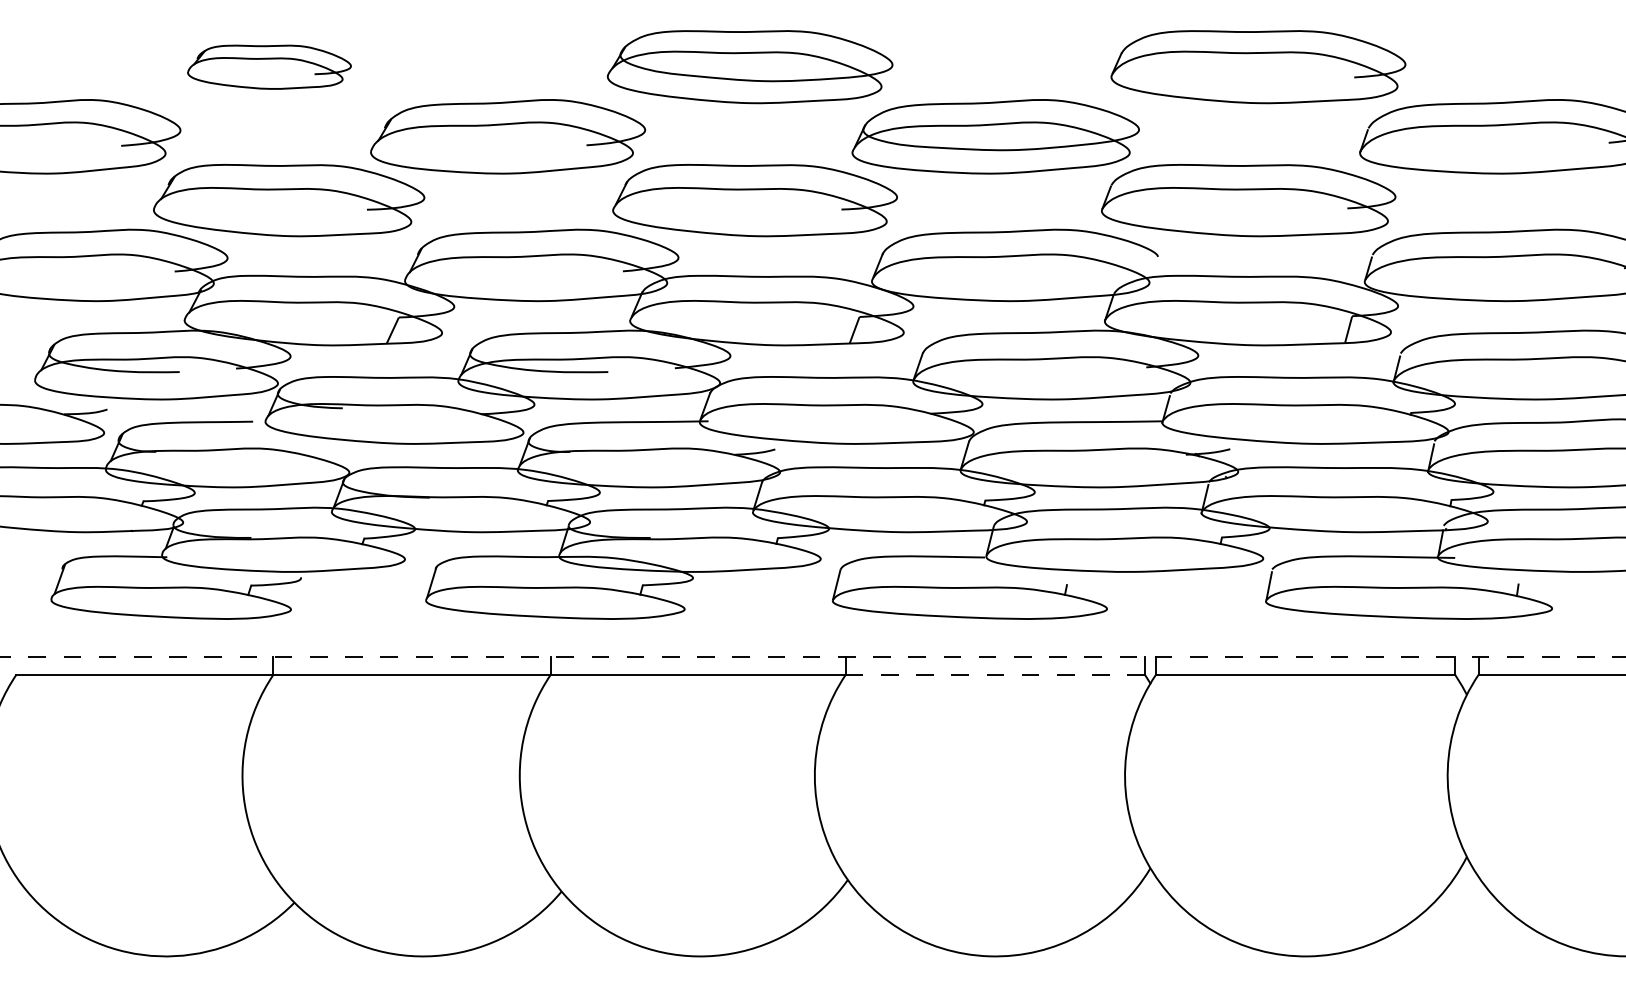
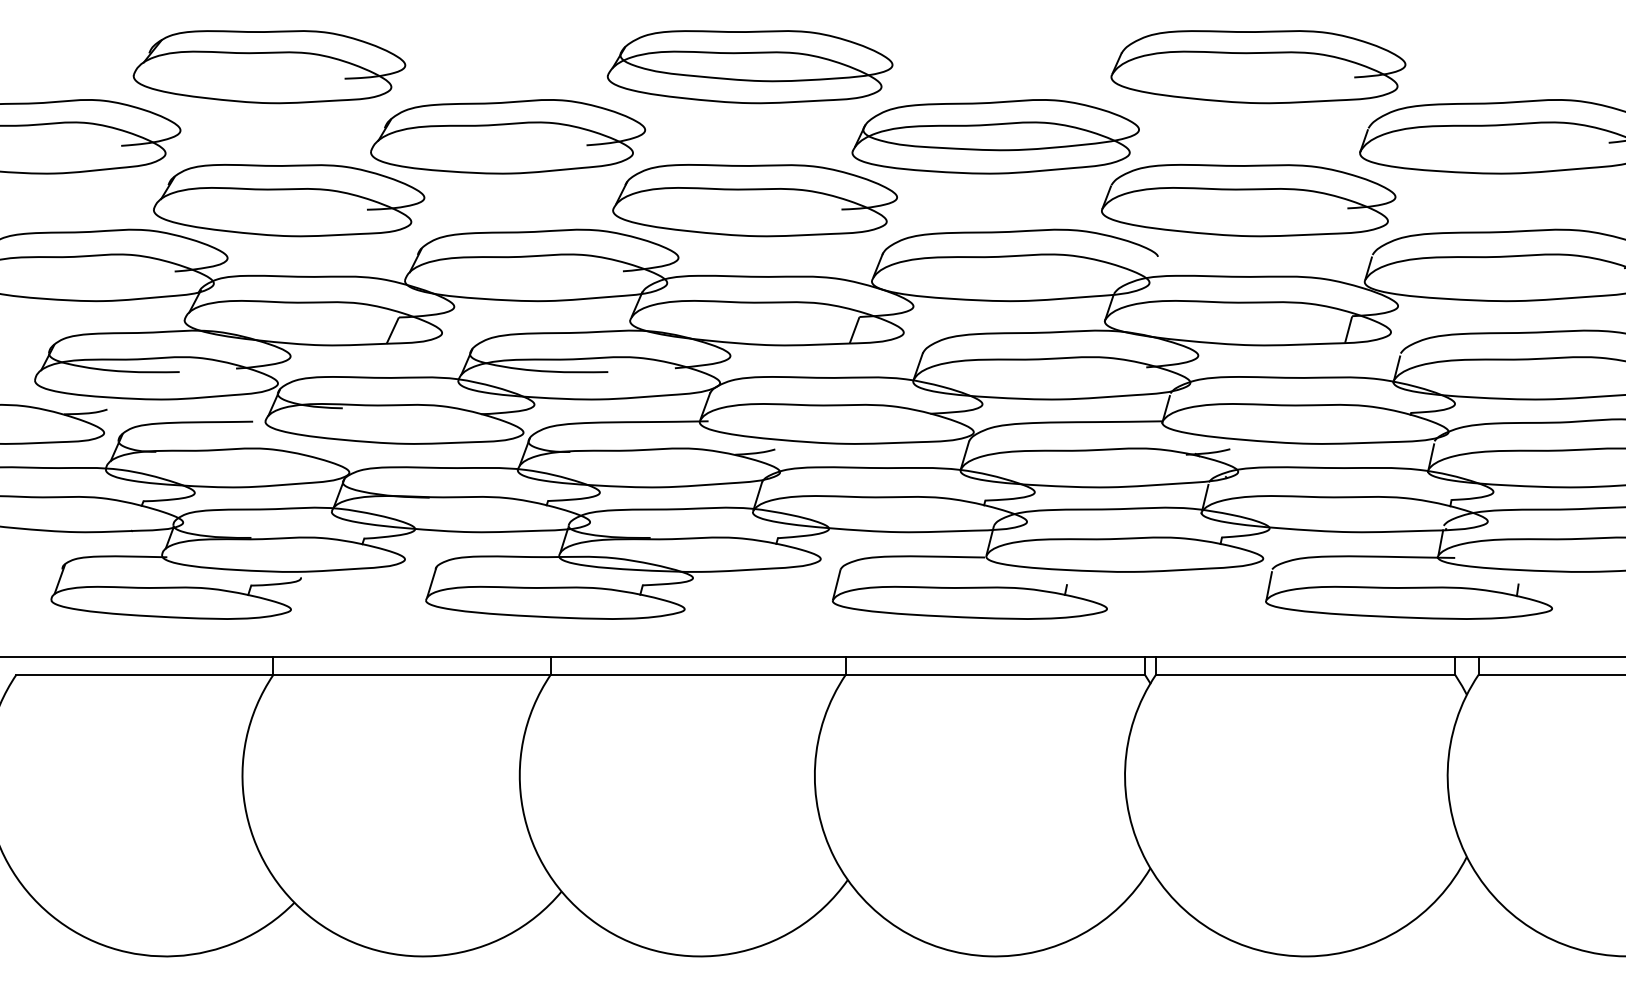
part size: 165x46 px -> 275x75 px (269, 67)
line: dashed -> solid (813, 657)
line: dashed -> solid (995, 674)
